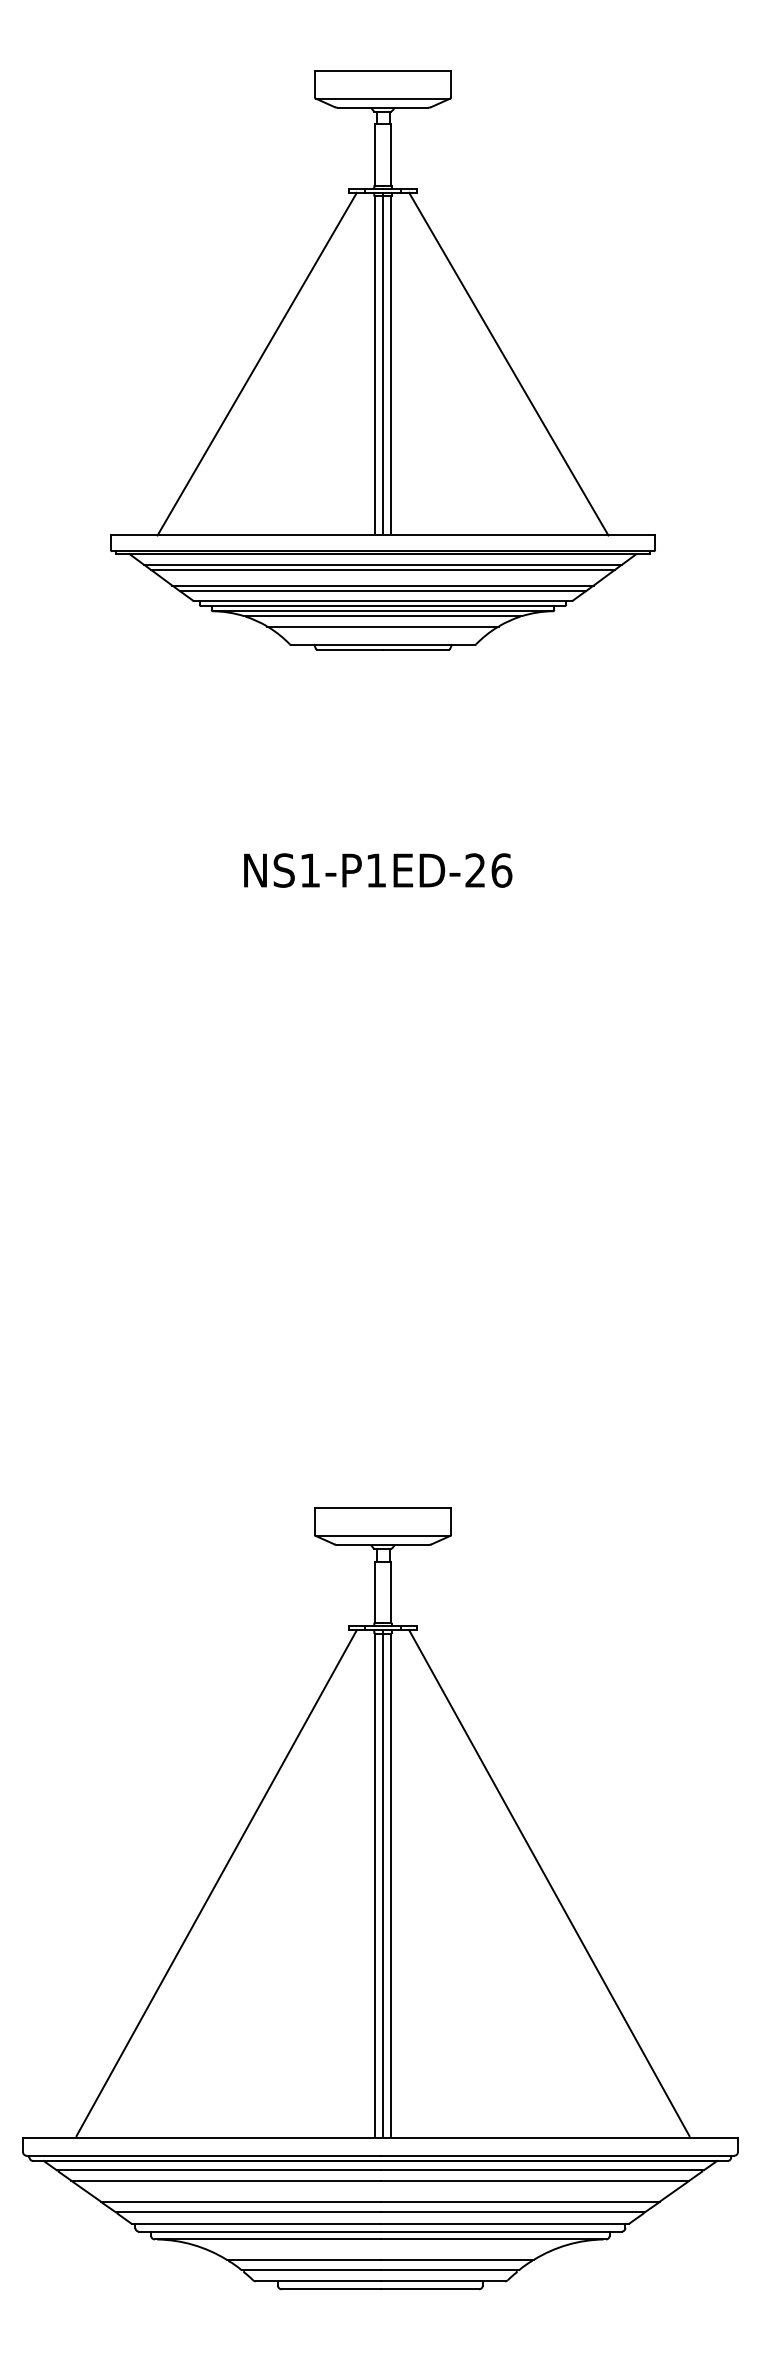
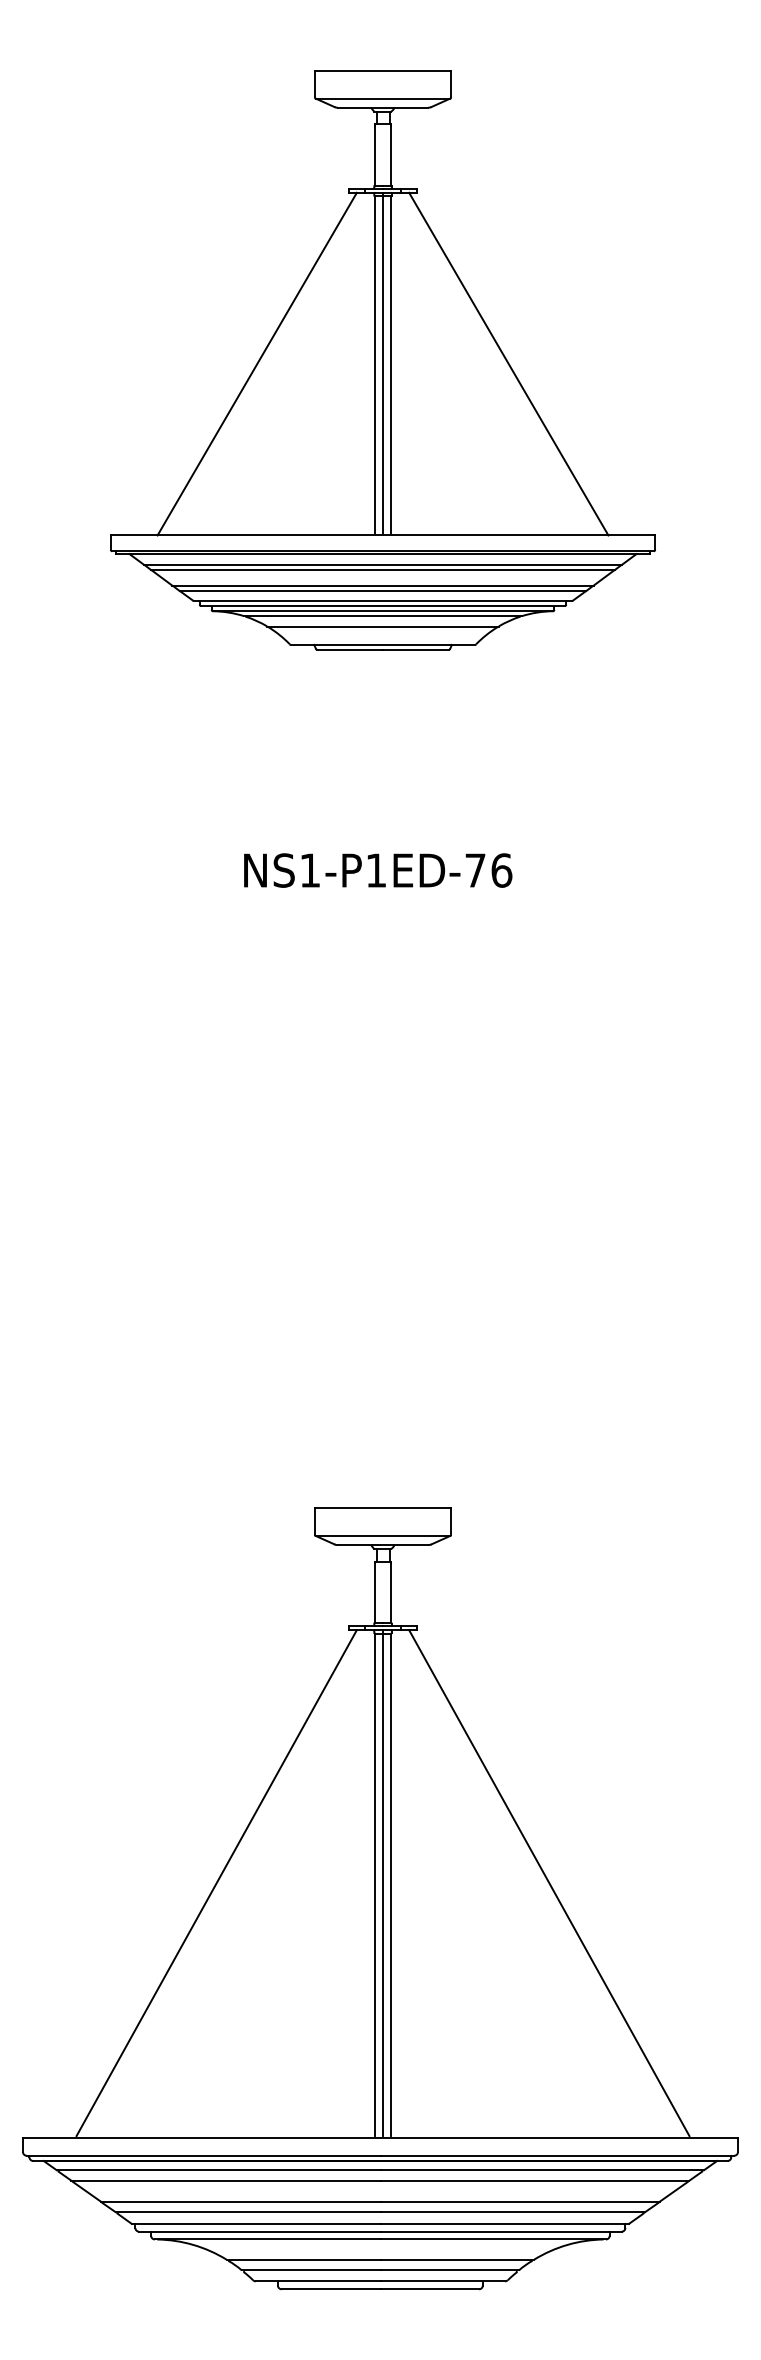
text: NS1-P1ED-26 -> NS1-P1ED-76 (475, 870)
